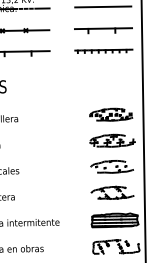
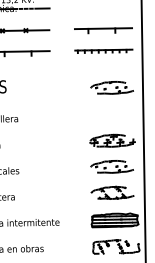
line: present -> none (103, 6)
part: none -> present (111, 87)
part: present -> none (111, 114)
